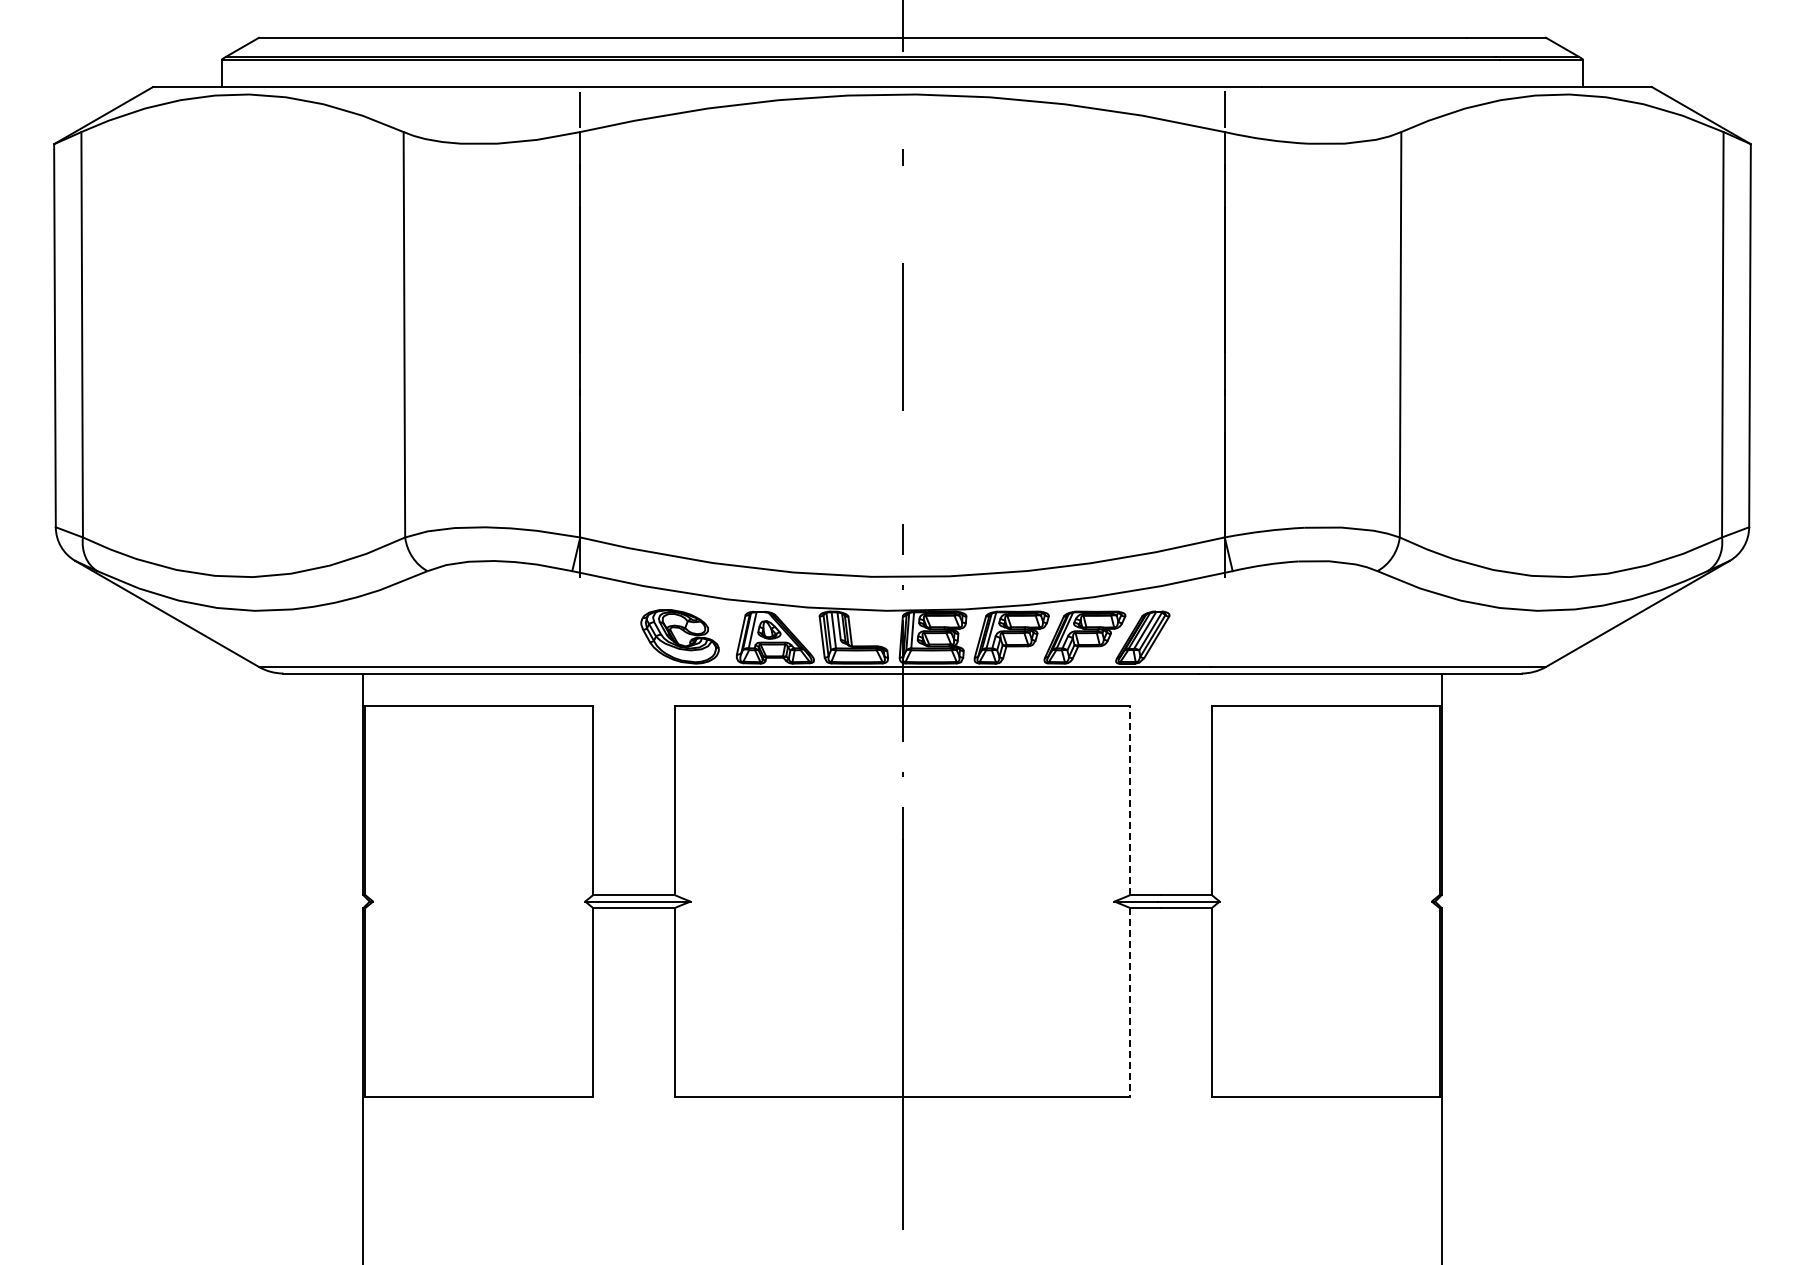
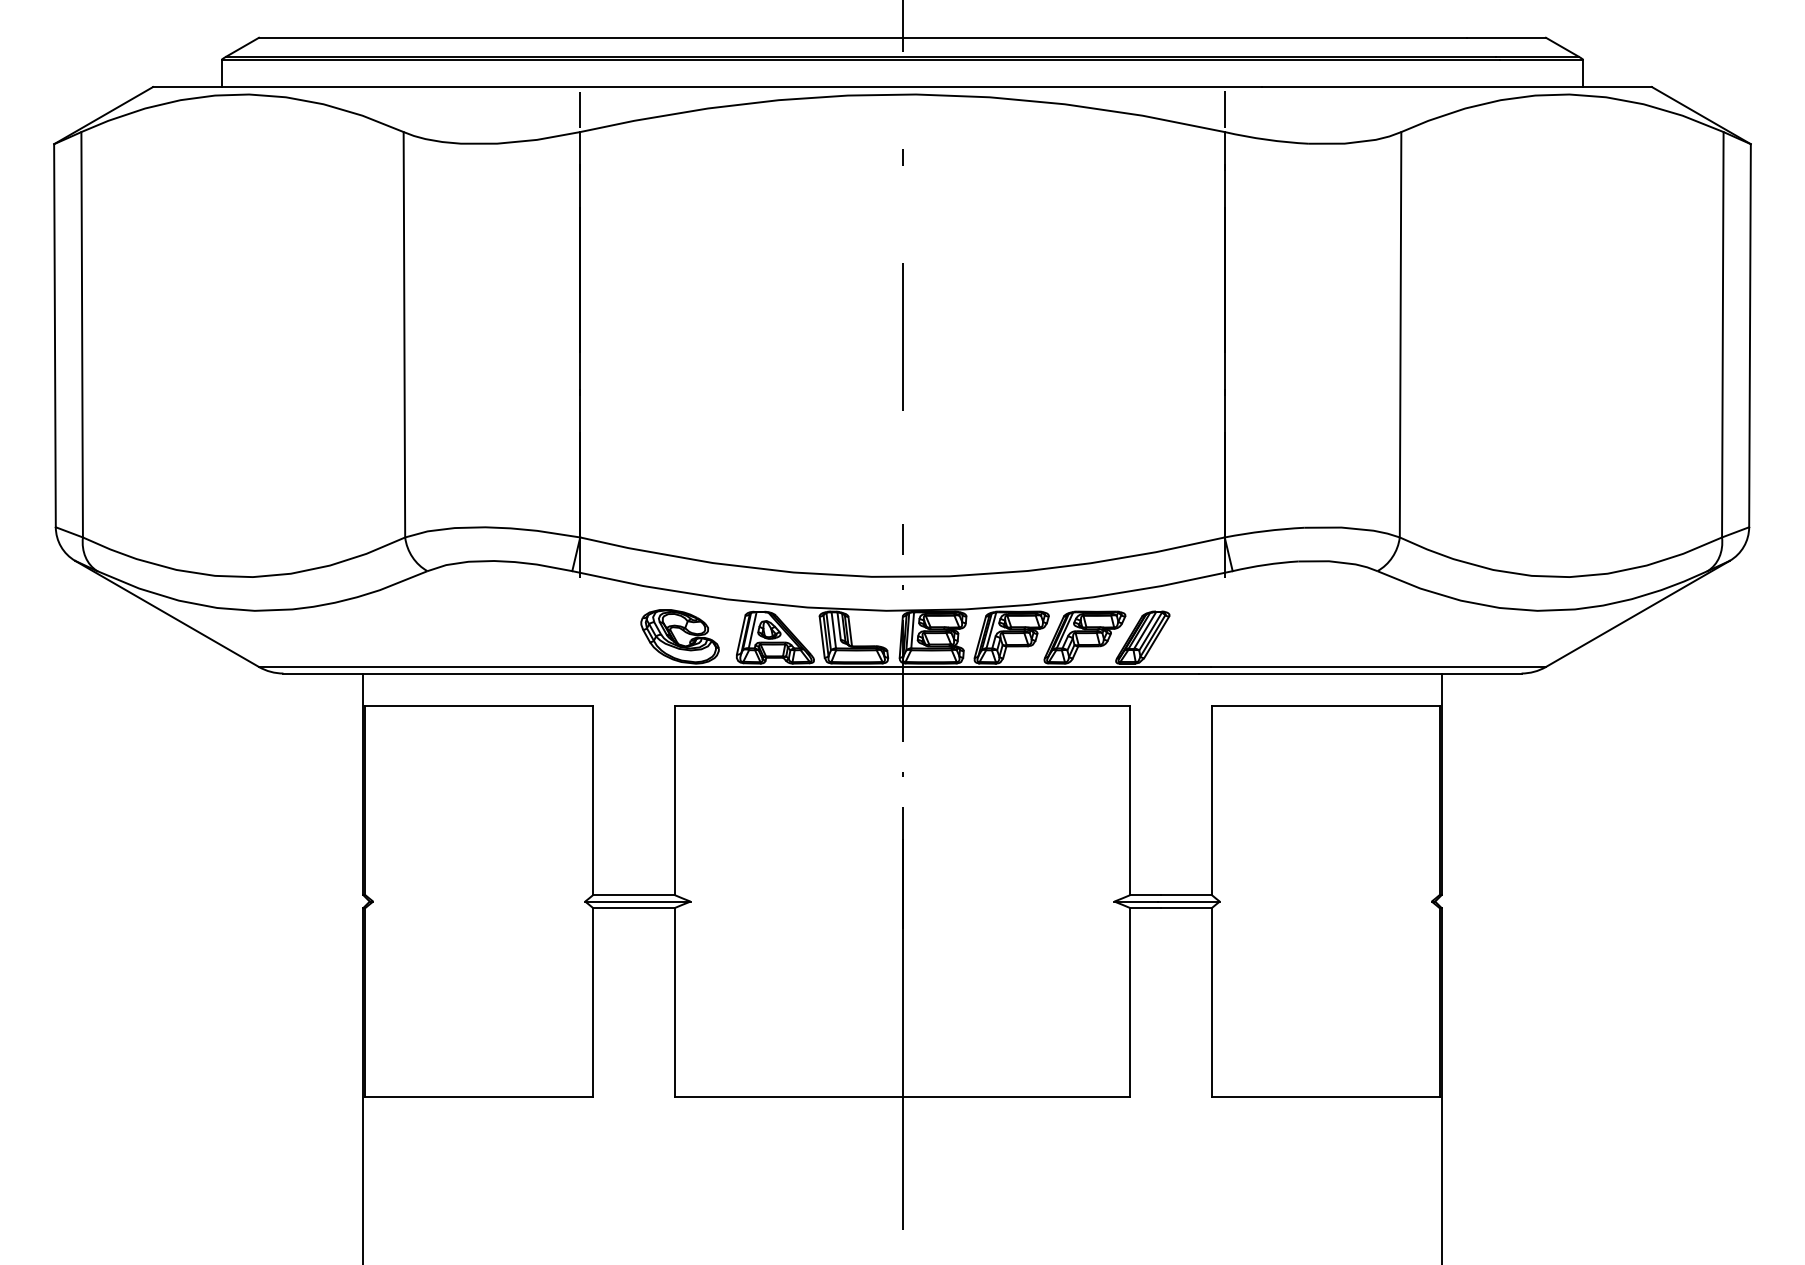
line: dashed -> solid (1130, 800)
line: dashed -> solid (1130, 1003)
